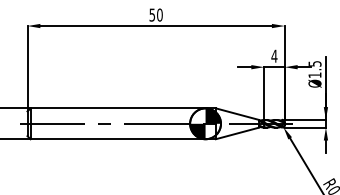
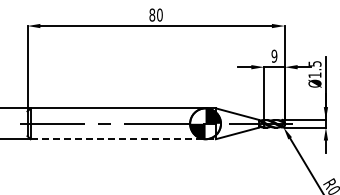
text: 50 -> 80 (152, 14)
text: 4 -> 9 (274, 55)
line: solid -> dashed (123, 139)
